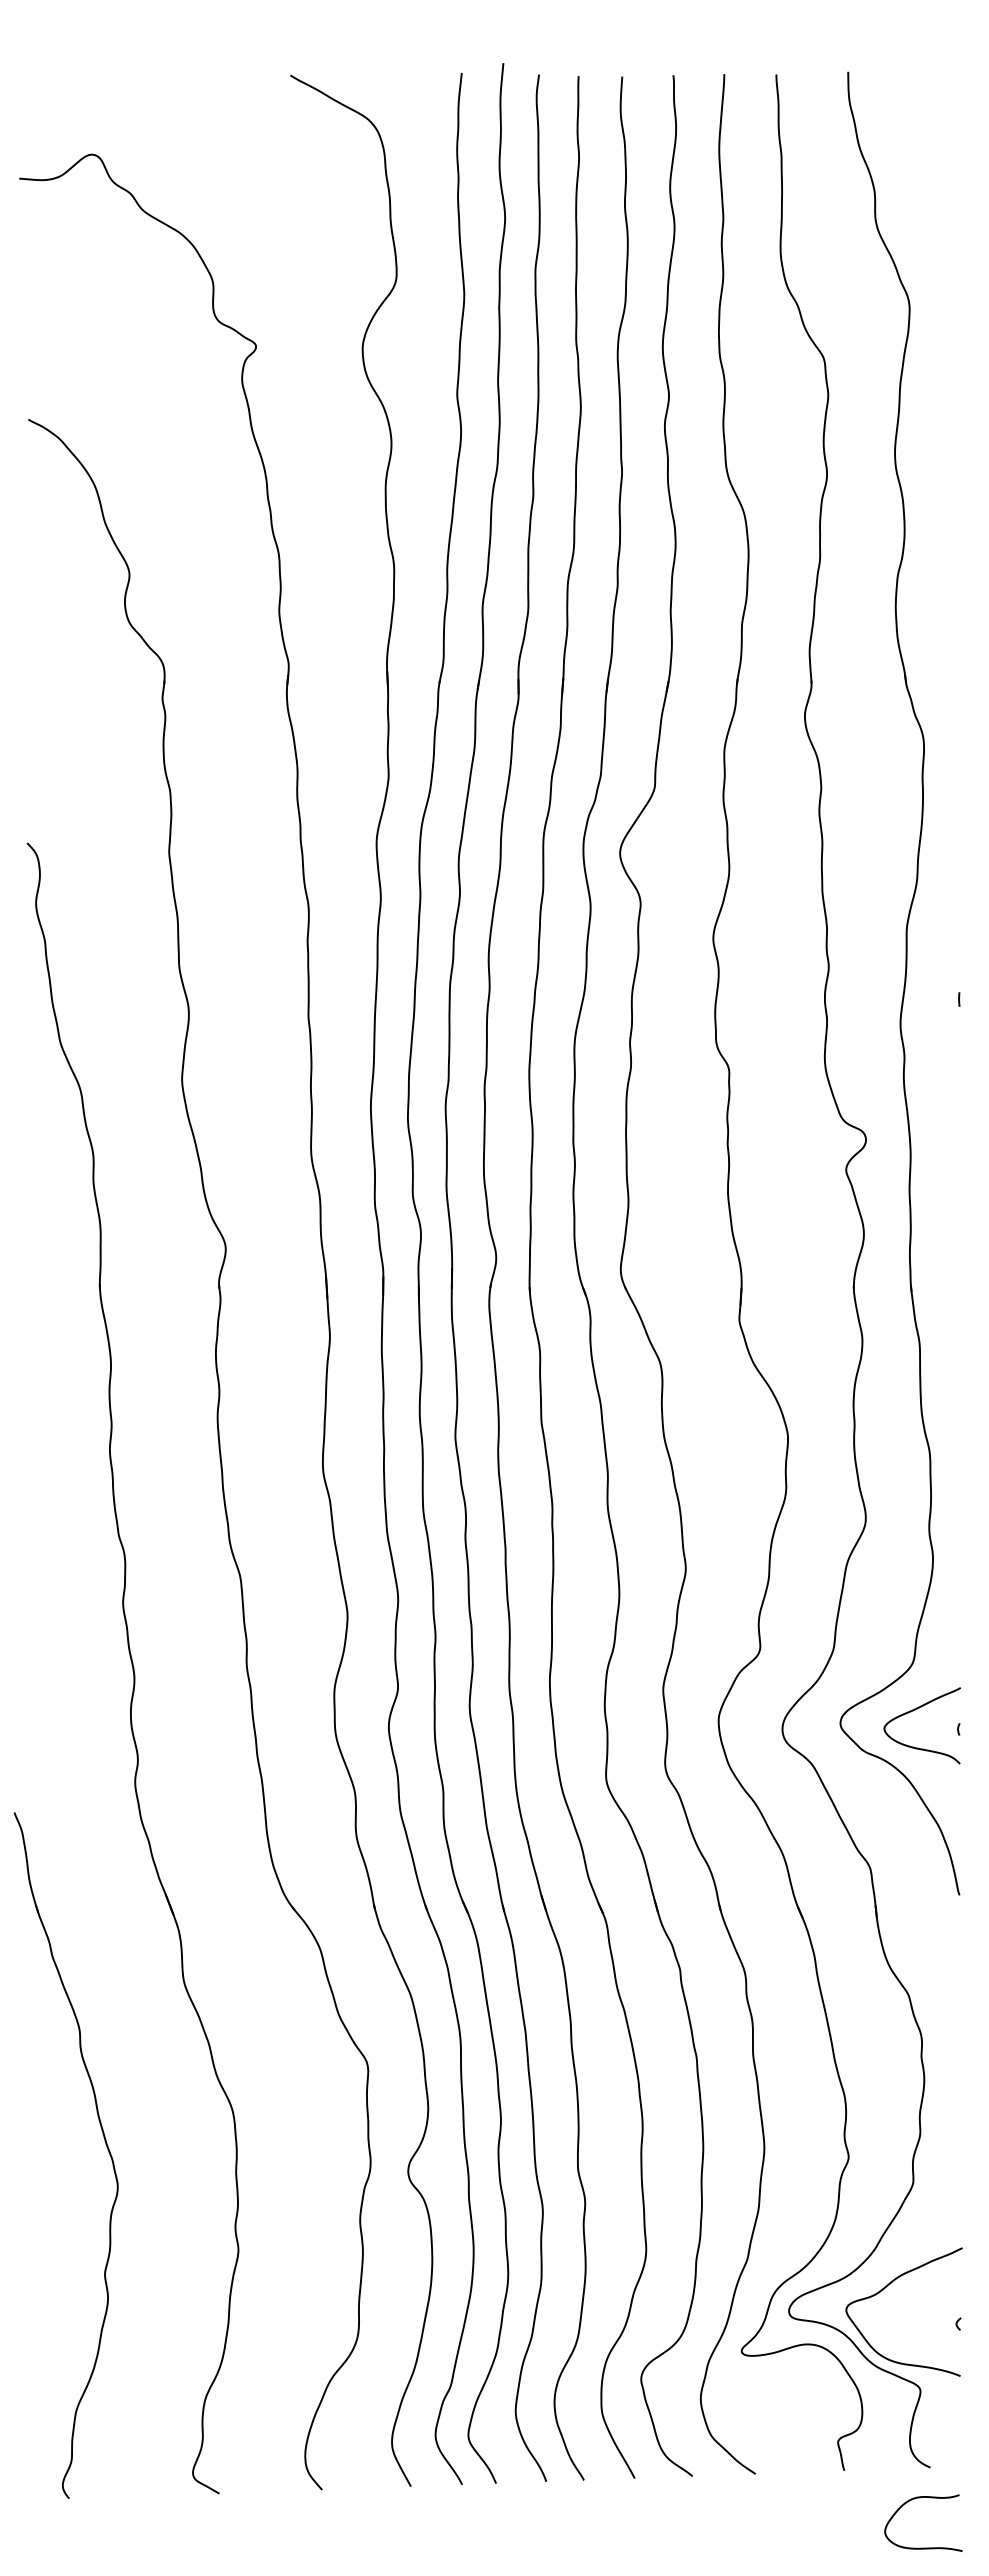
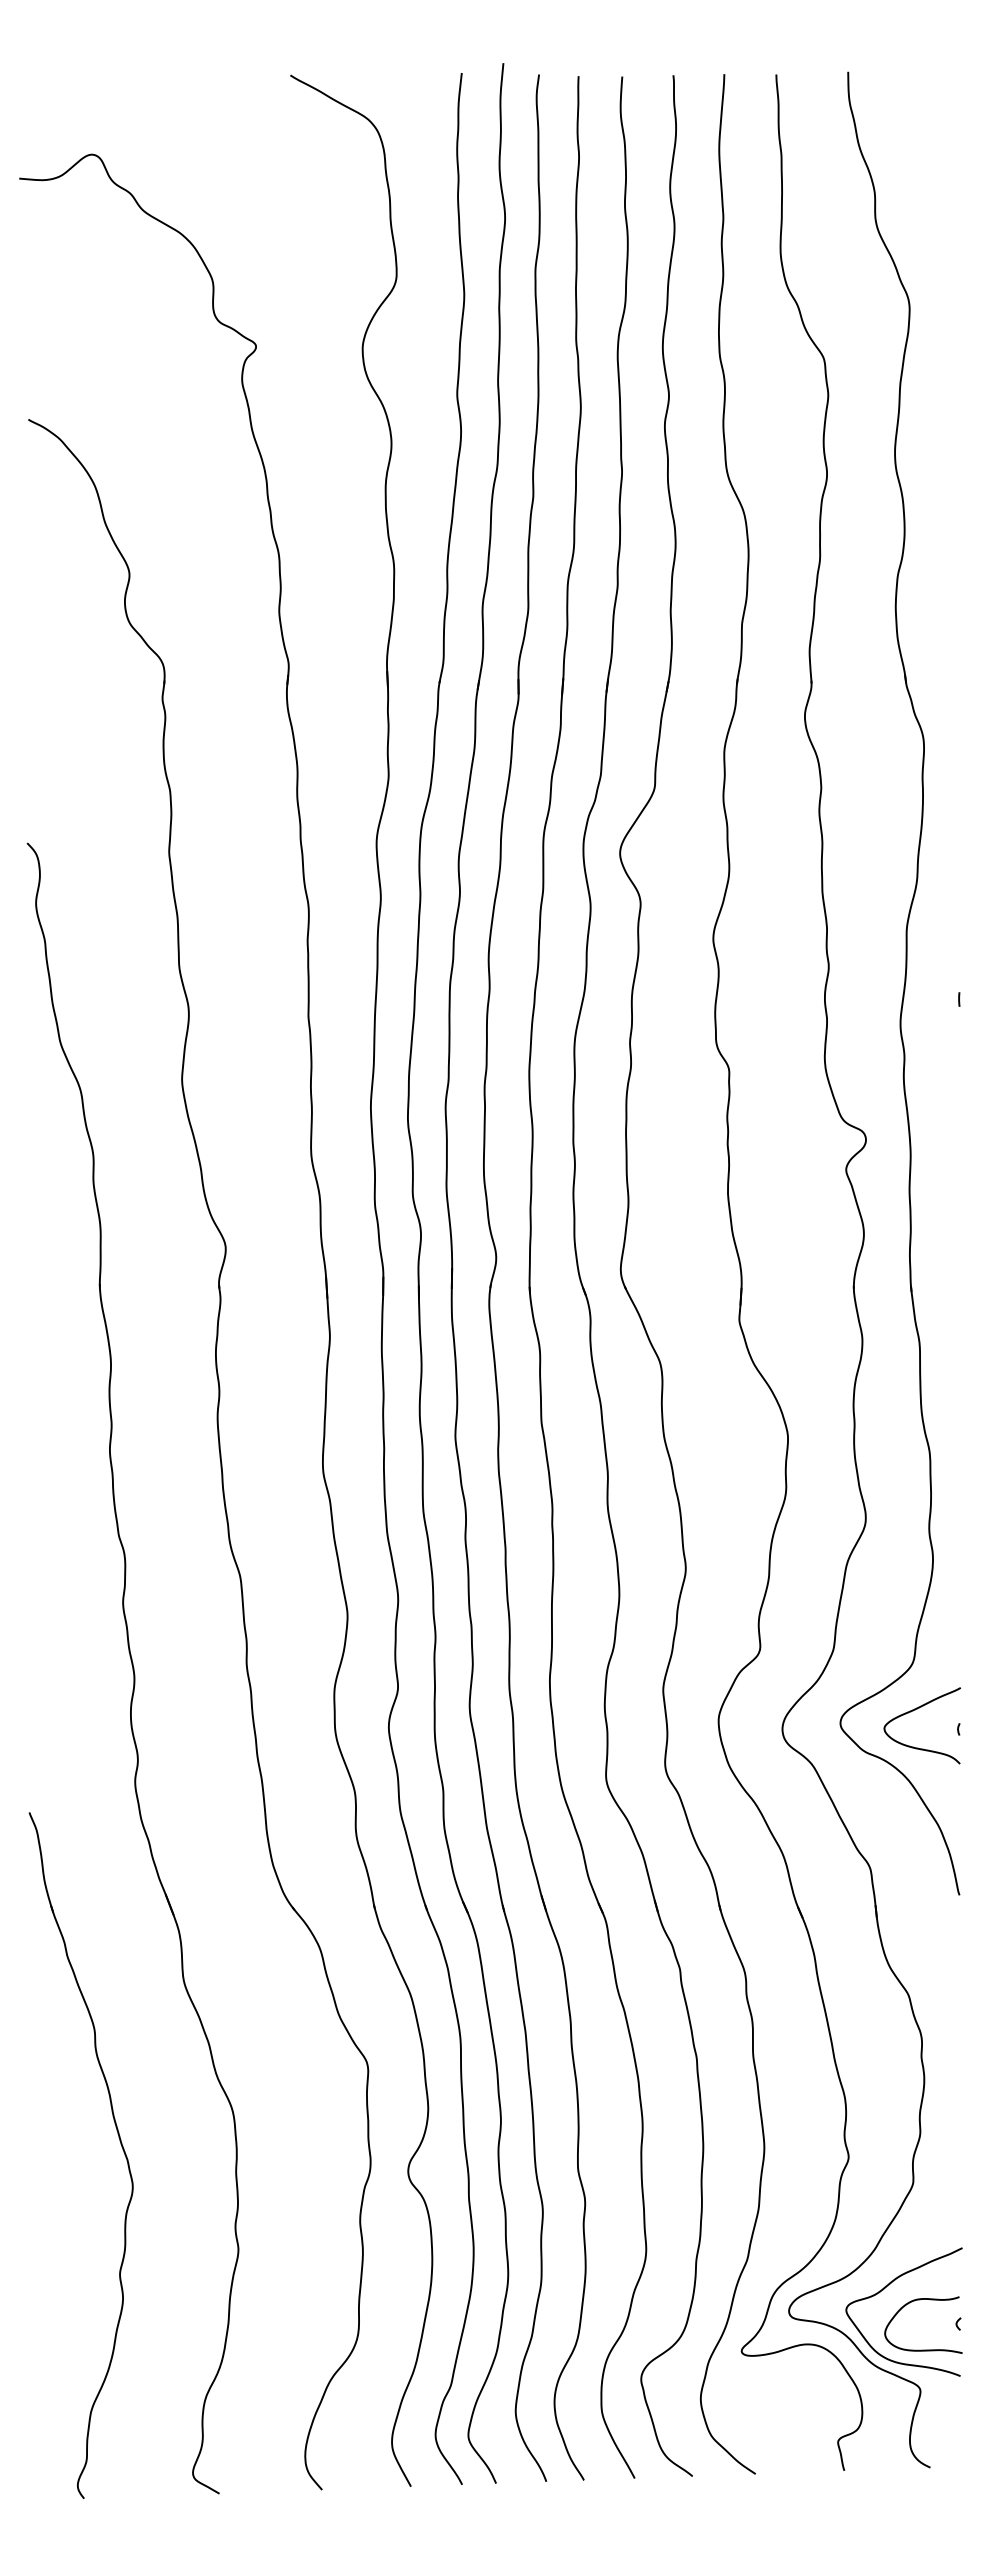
part position: (104, 2141) -> (119, 2141) (119, 2141)
curve position: (920, 2498) -> (920, 2300) (920, 2300)
